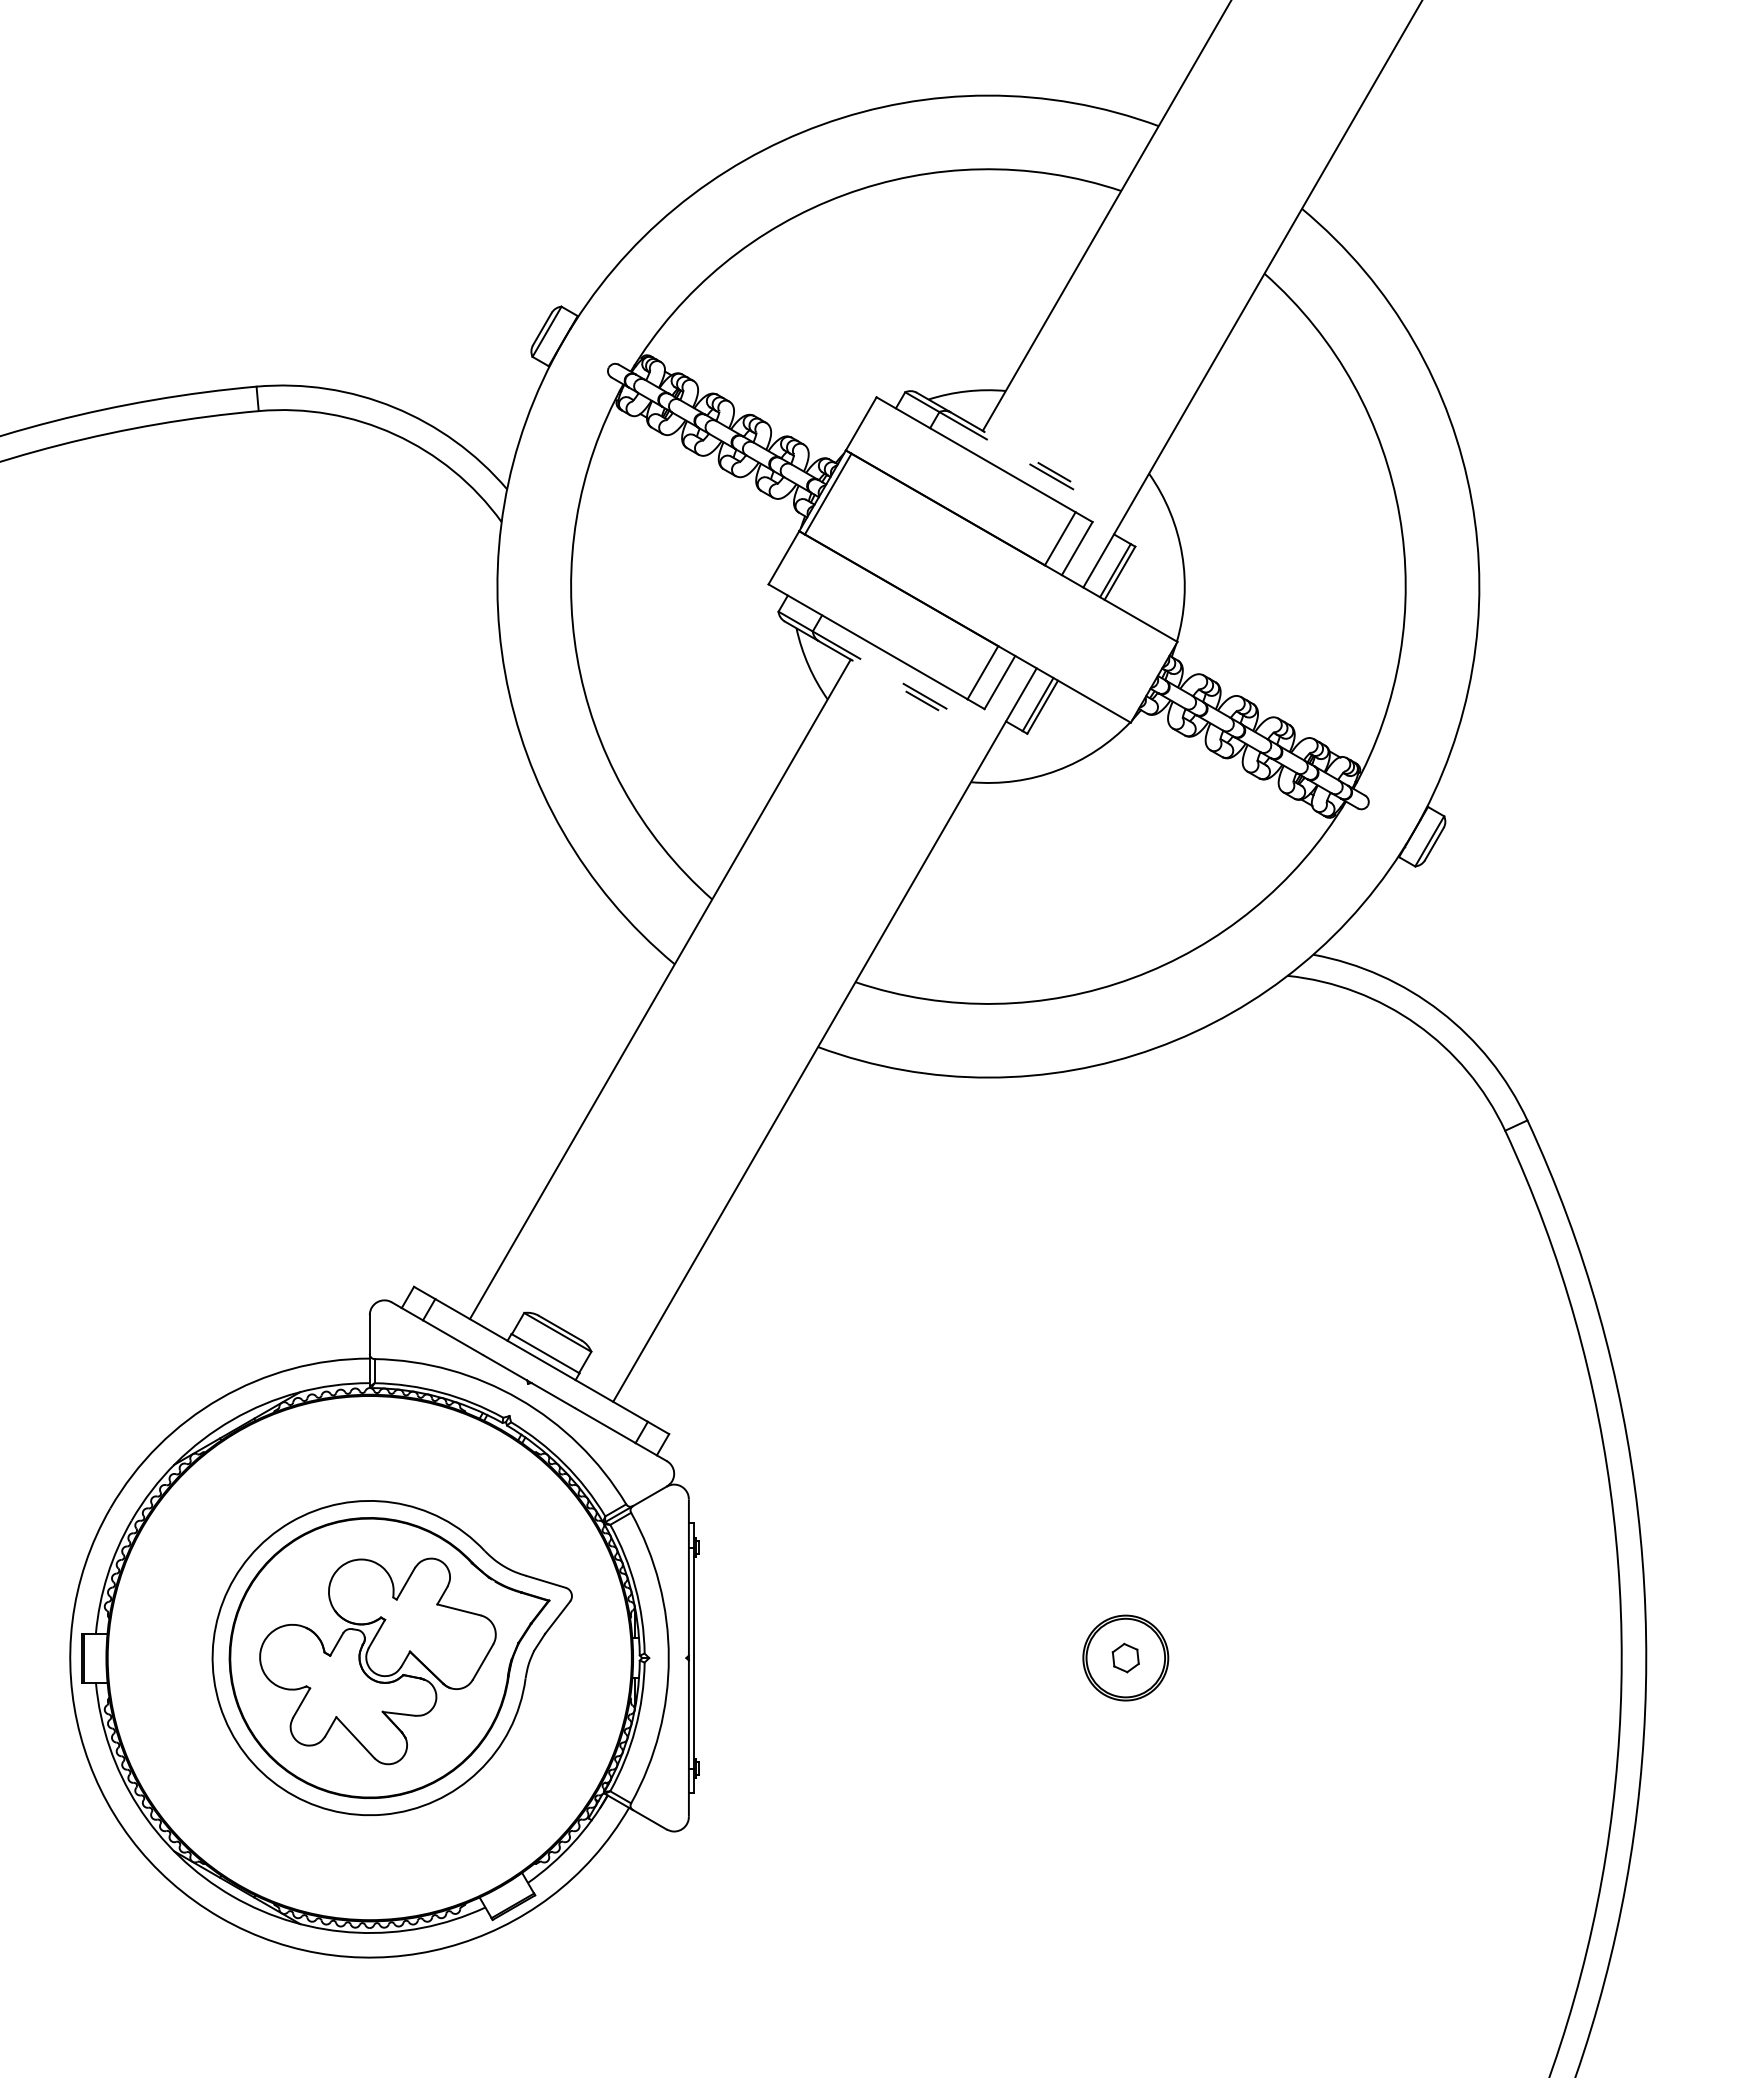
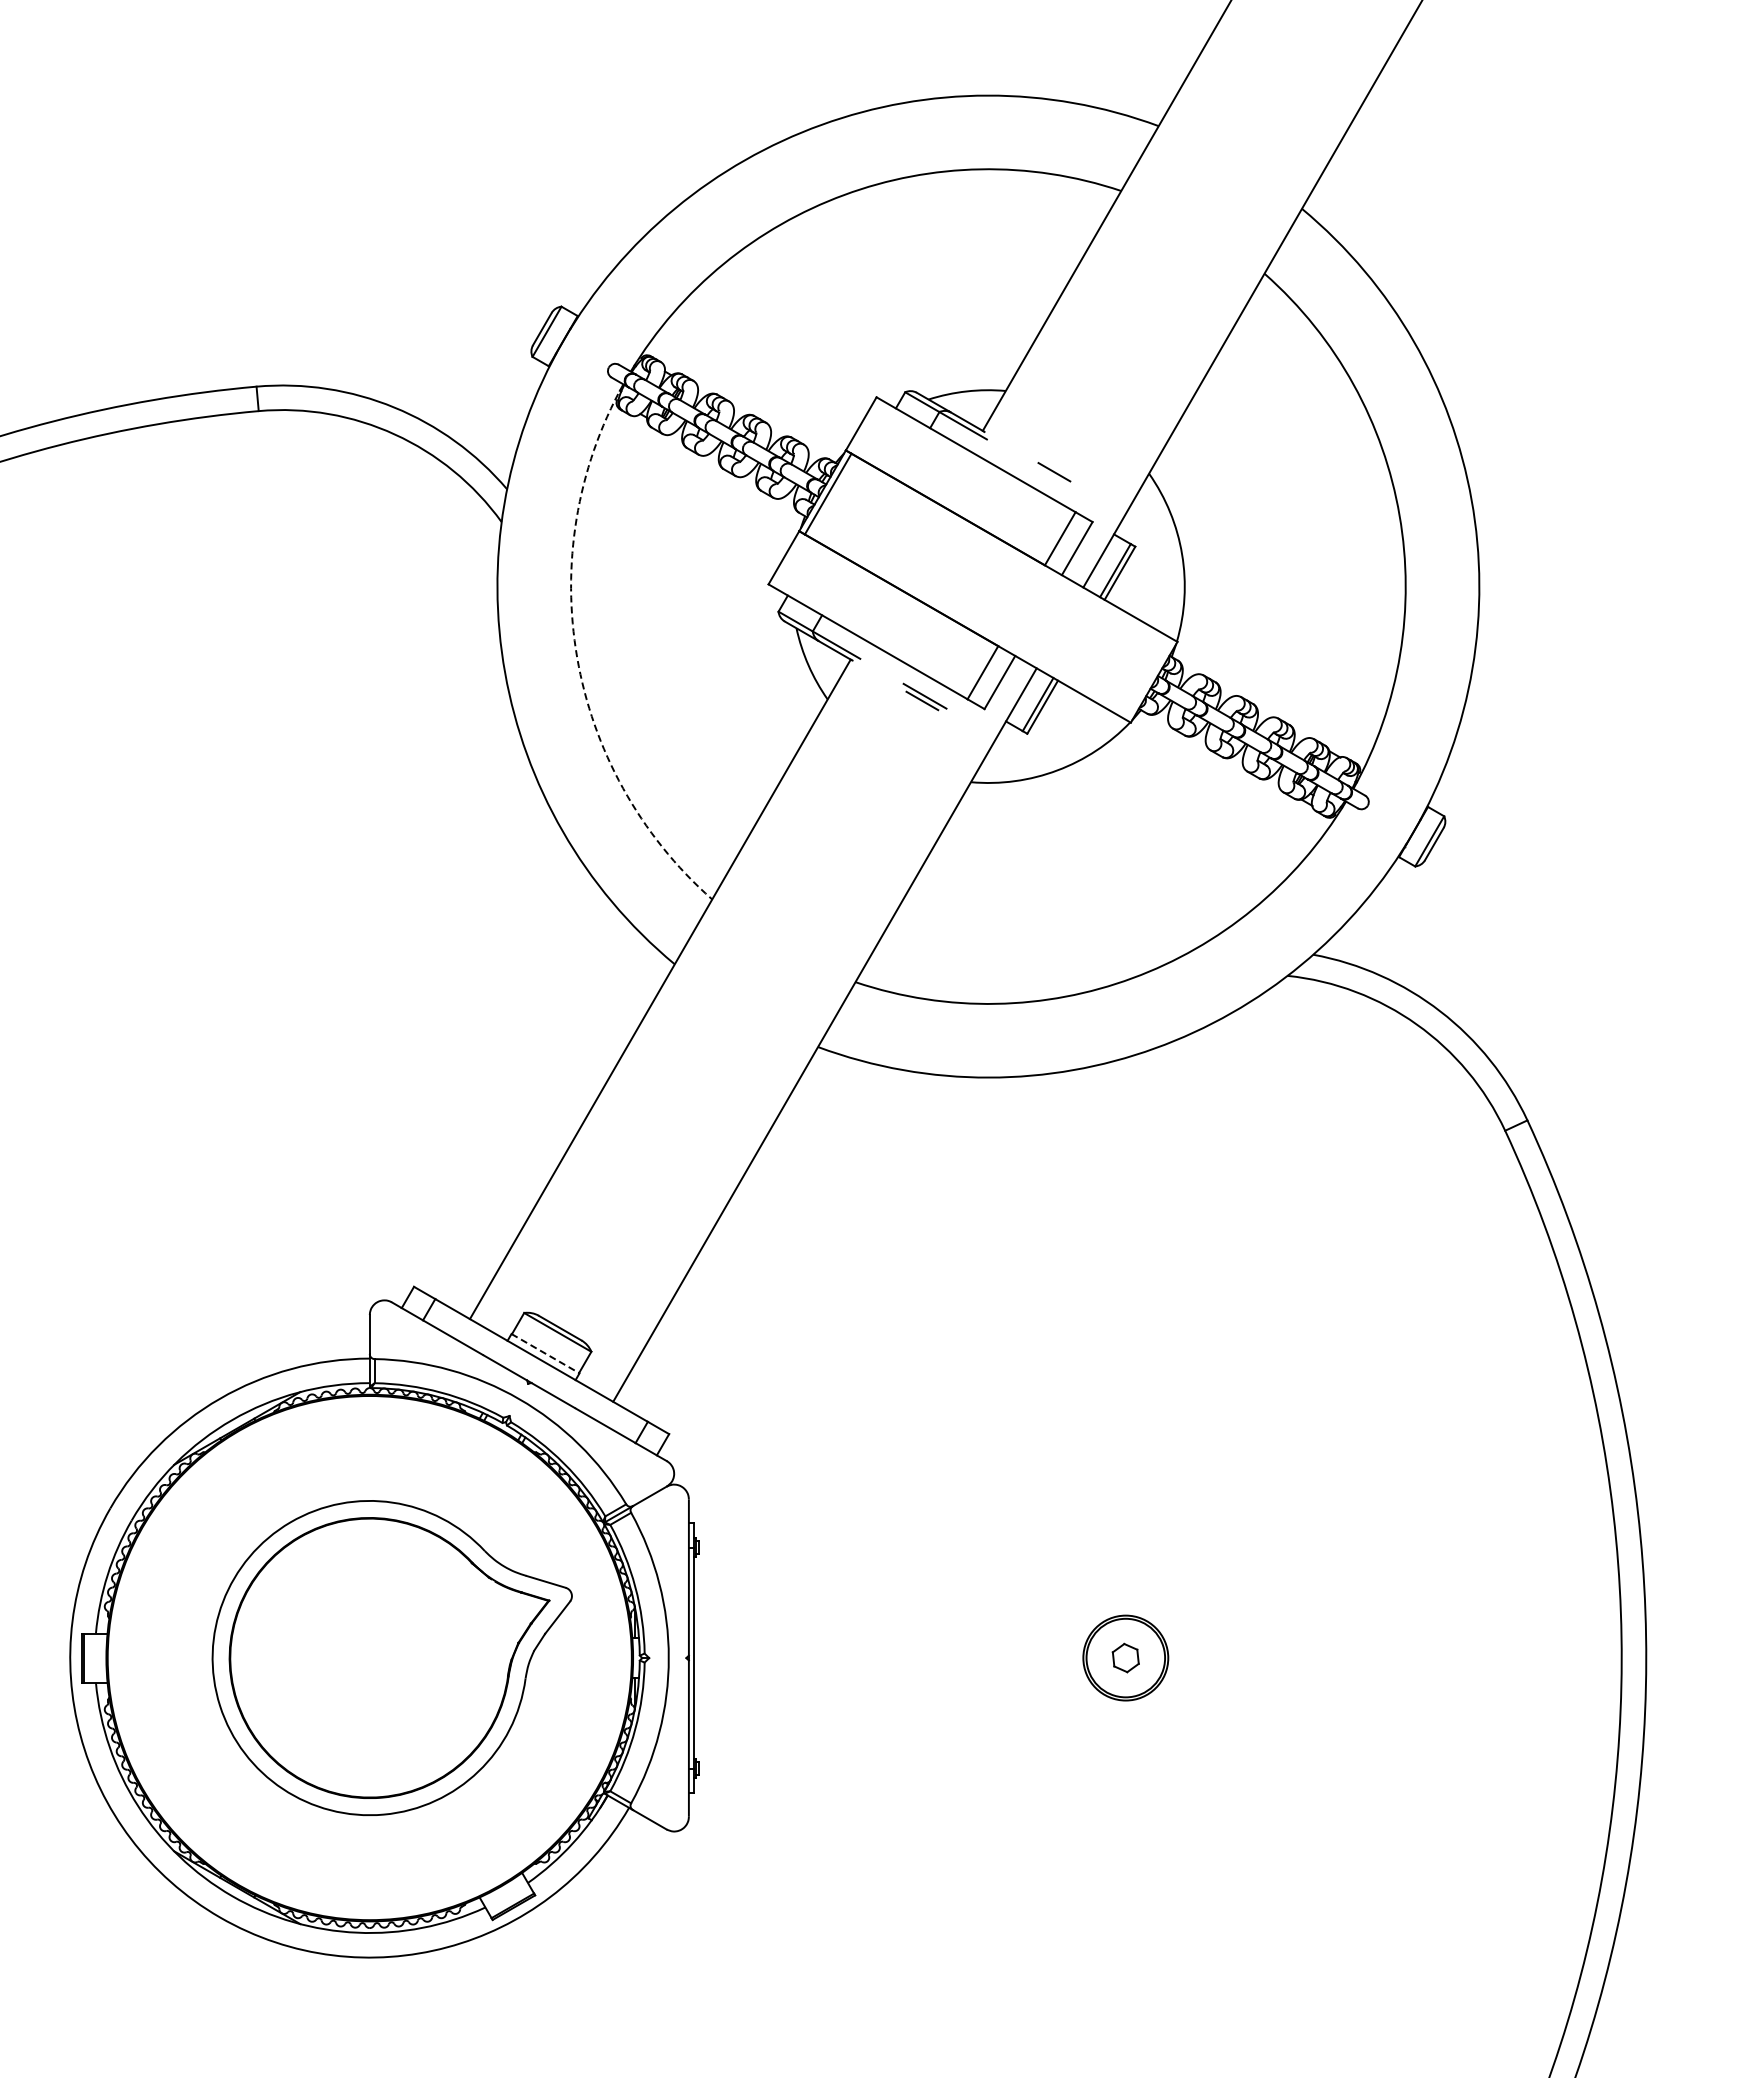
line: present -> none (1051, 476)
arc: solid -> dashed (577, 657)
line: solid -> dashed (545, 1353)
part: present -> none (377, 1661)
